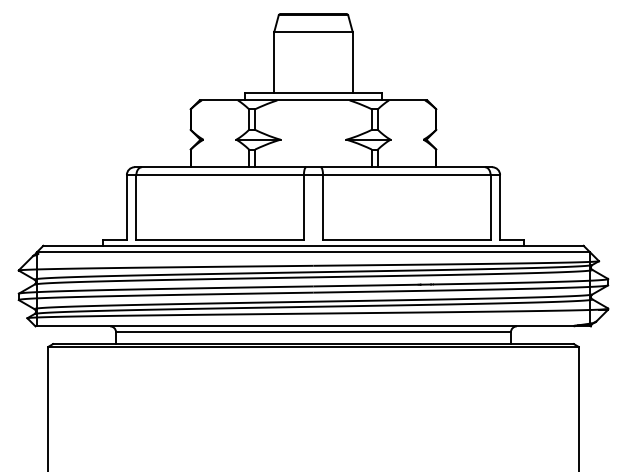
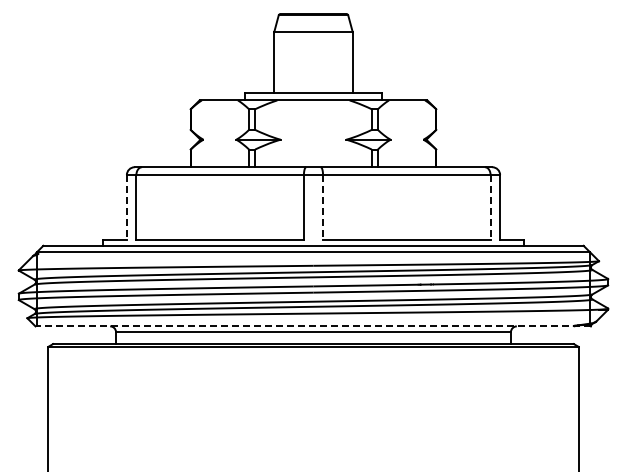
line: solid -> dashed (126, 208)
line: solid -> dashed (323, 208)
line: solid -> dashed (490, 208)
line: solid -> dashed (313, 326)
